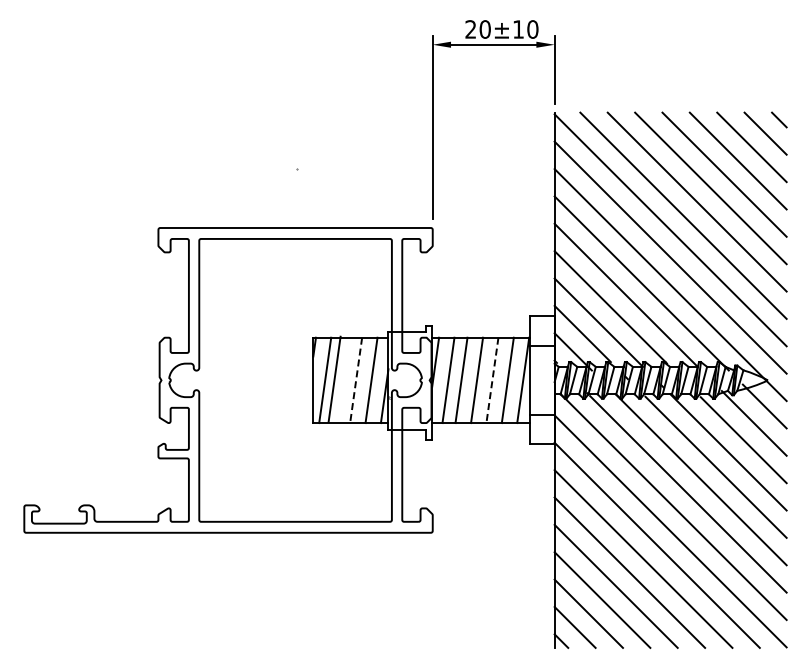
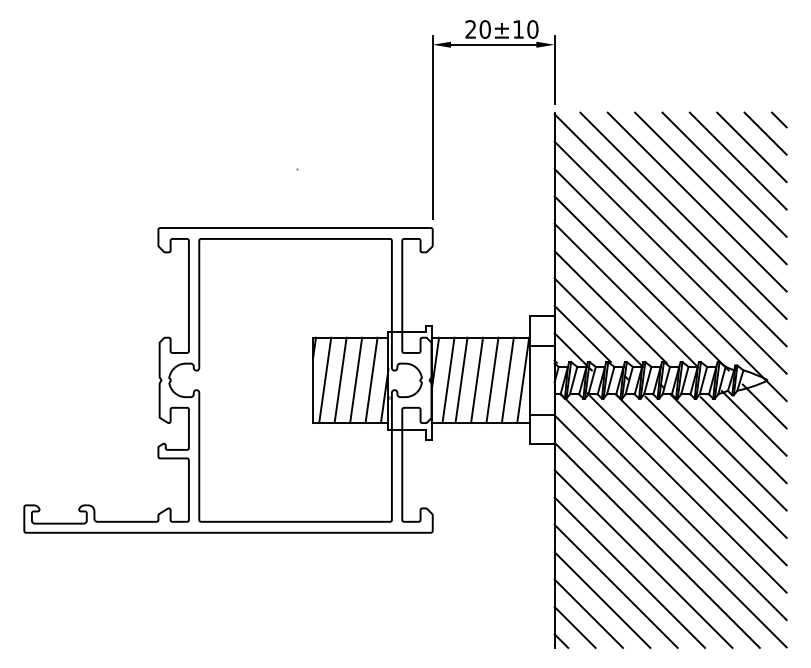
line position: (334, 379) -> (340, 380) (340, 380)
line: dashed -> solid (356, 380)
line: dashed -> solid (492, 380)
